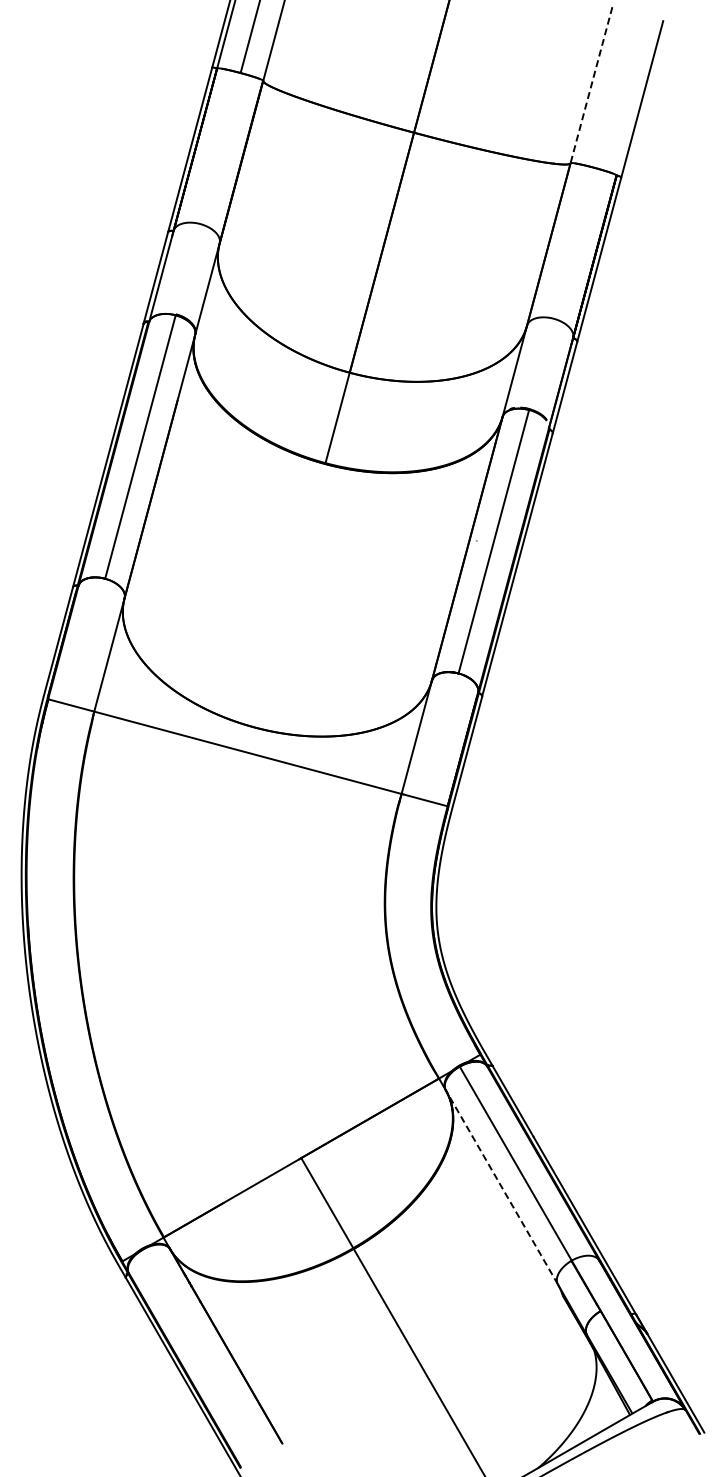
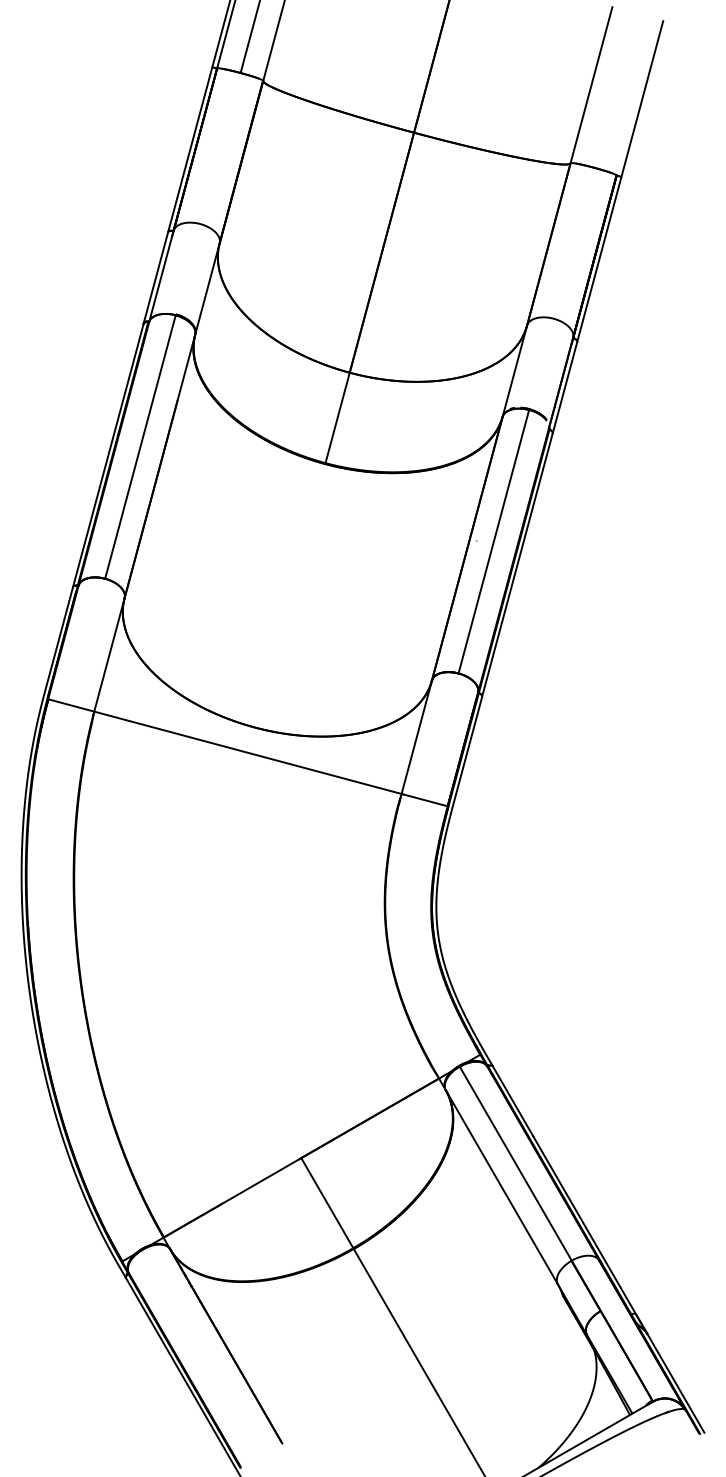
line: dashed -> solid (591, 85)
line: dashed -> solid (501, 1187)
